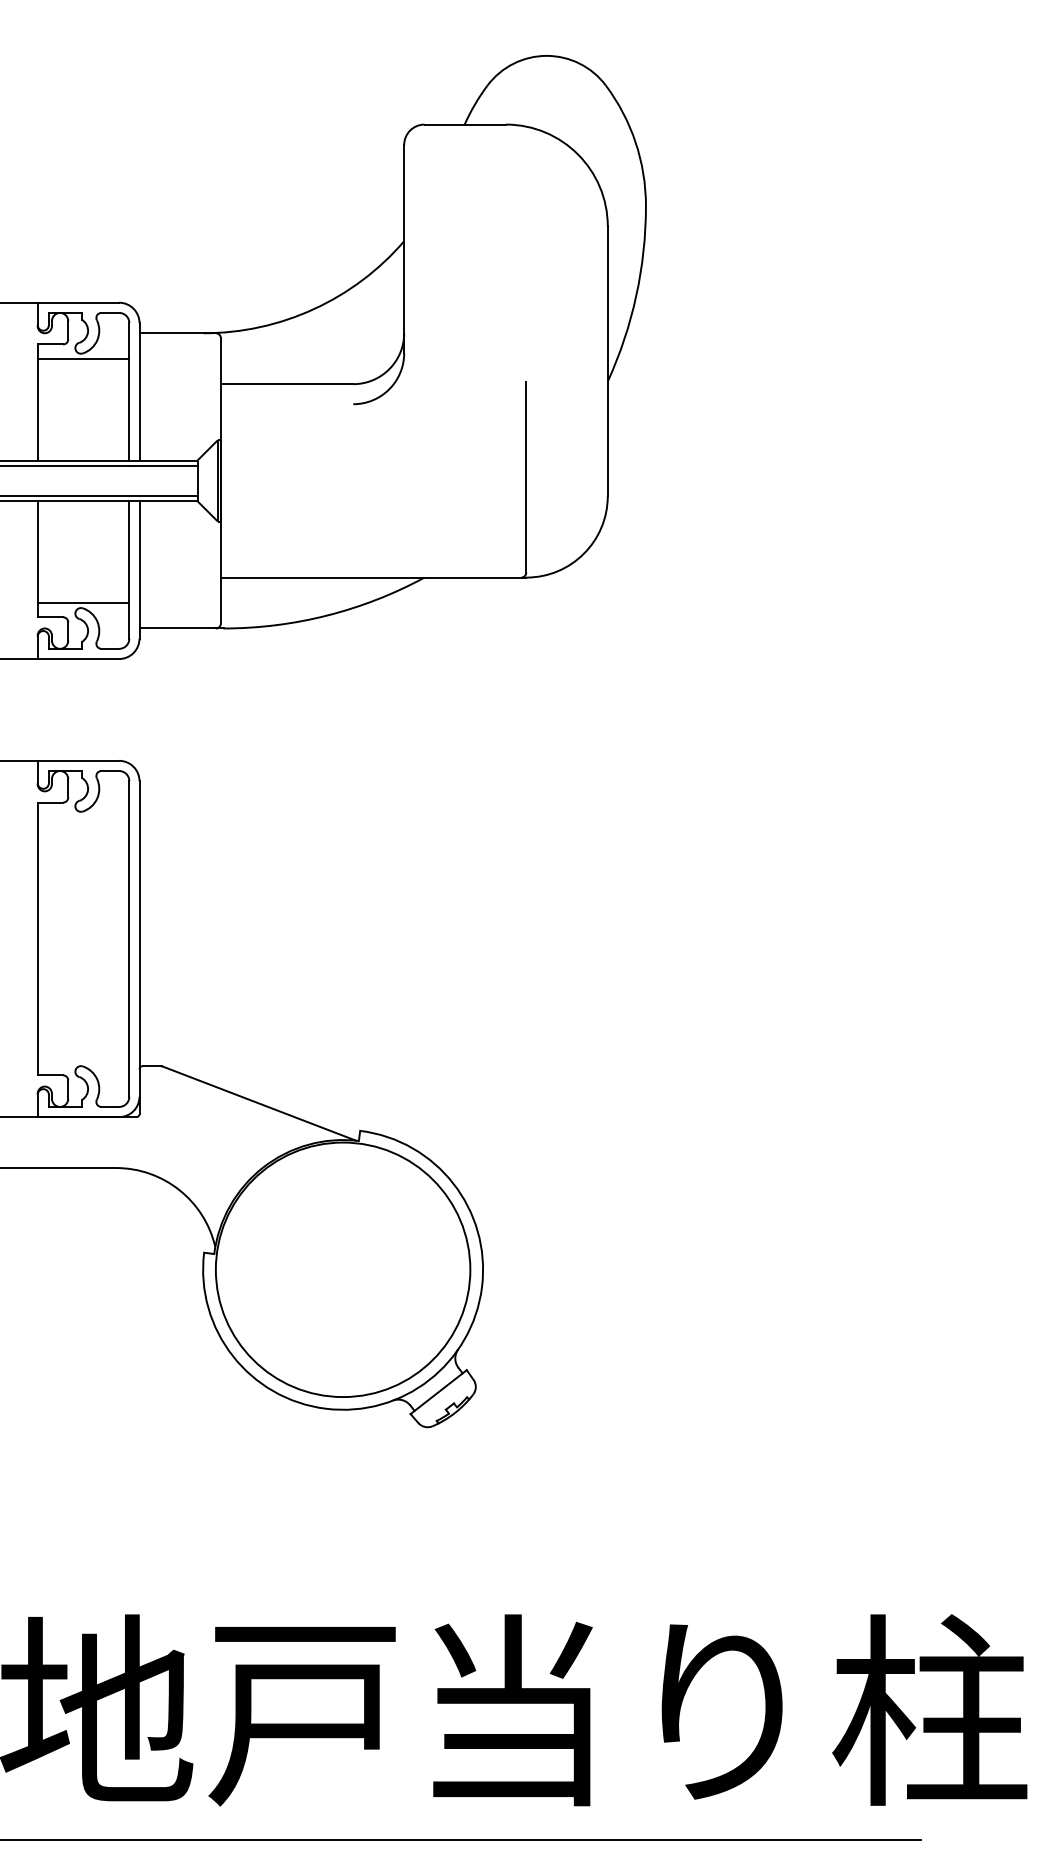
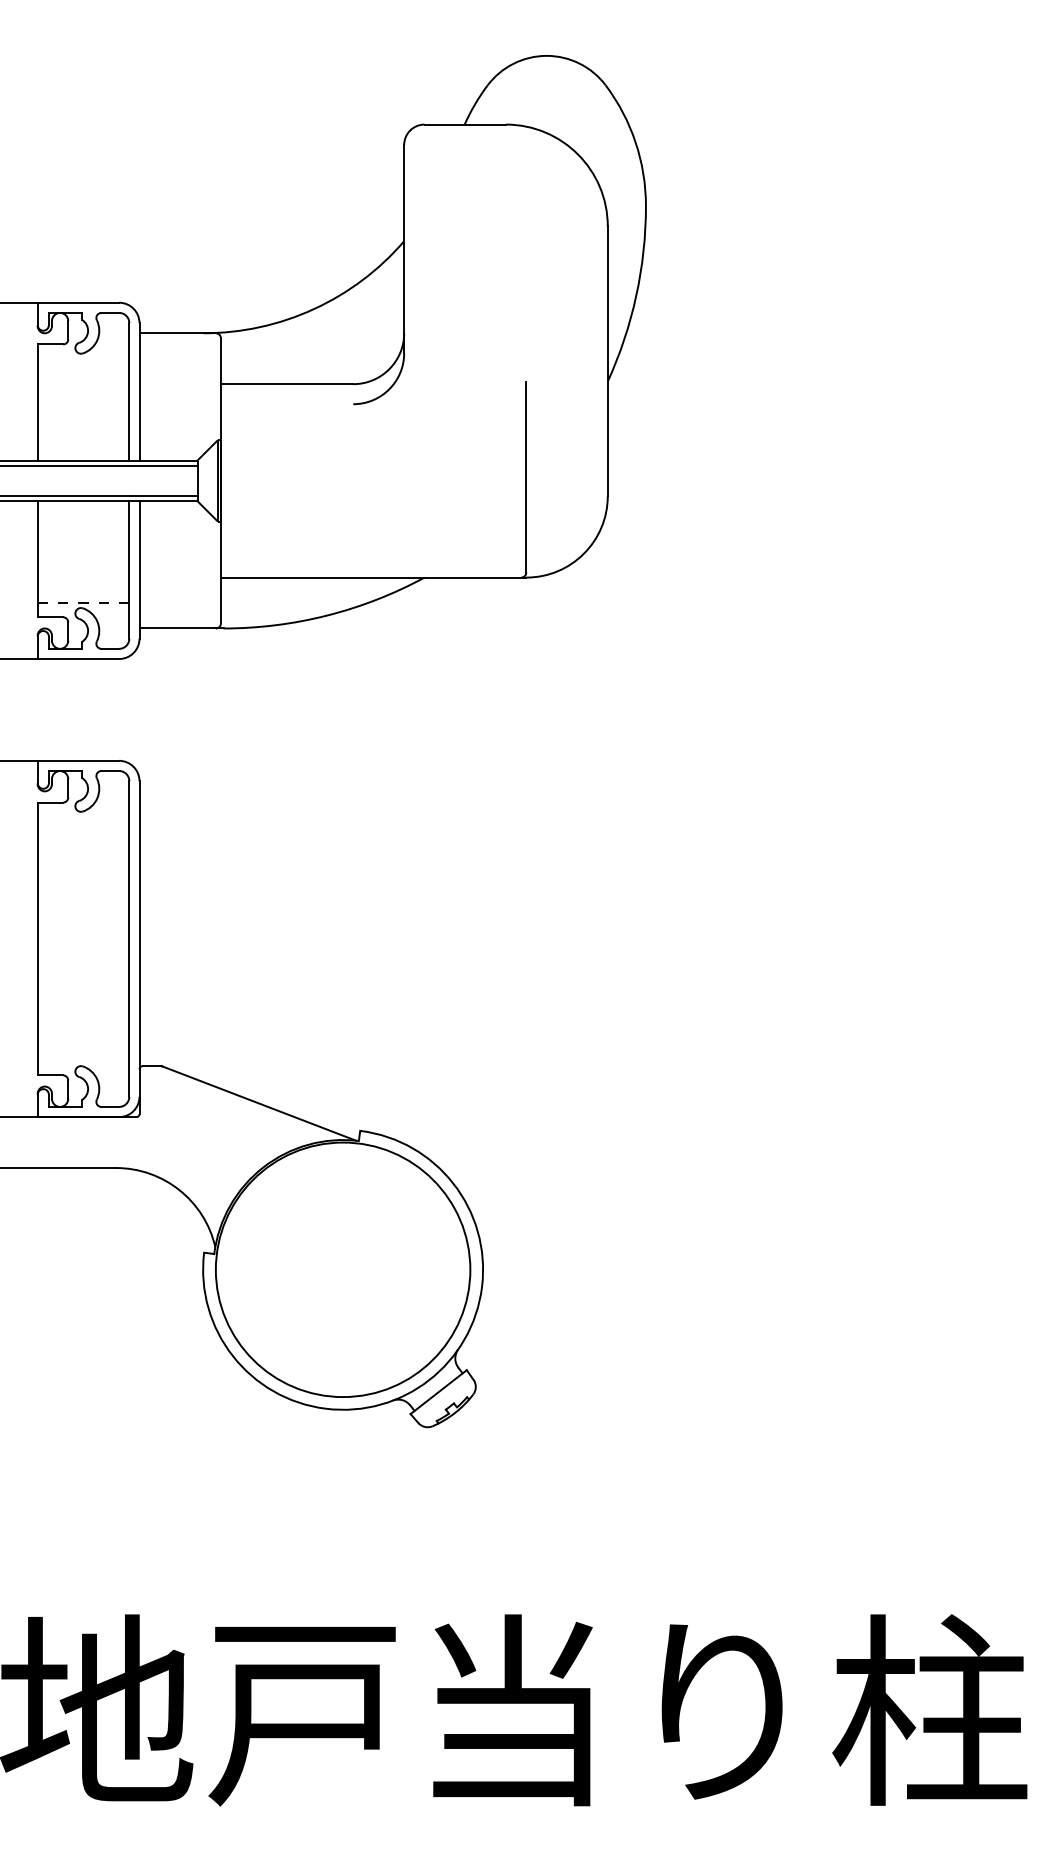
line: present -> none (83, 358)
line: solid -> dashed (83, 603)
line: present -> none (461, 1840)
